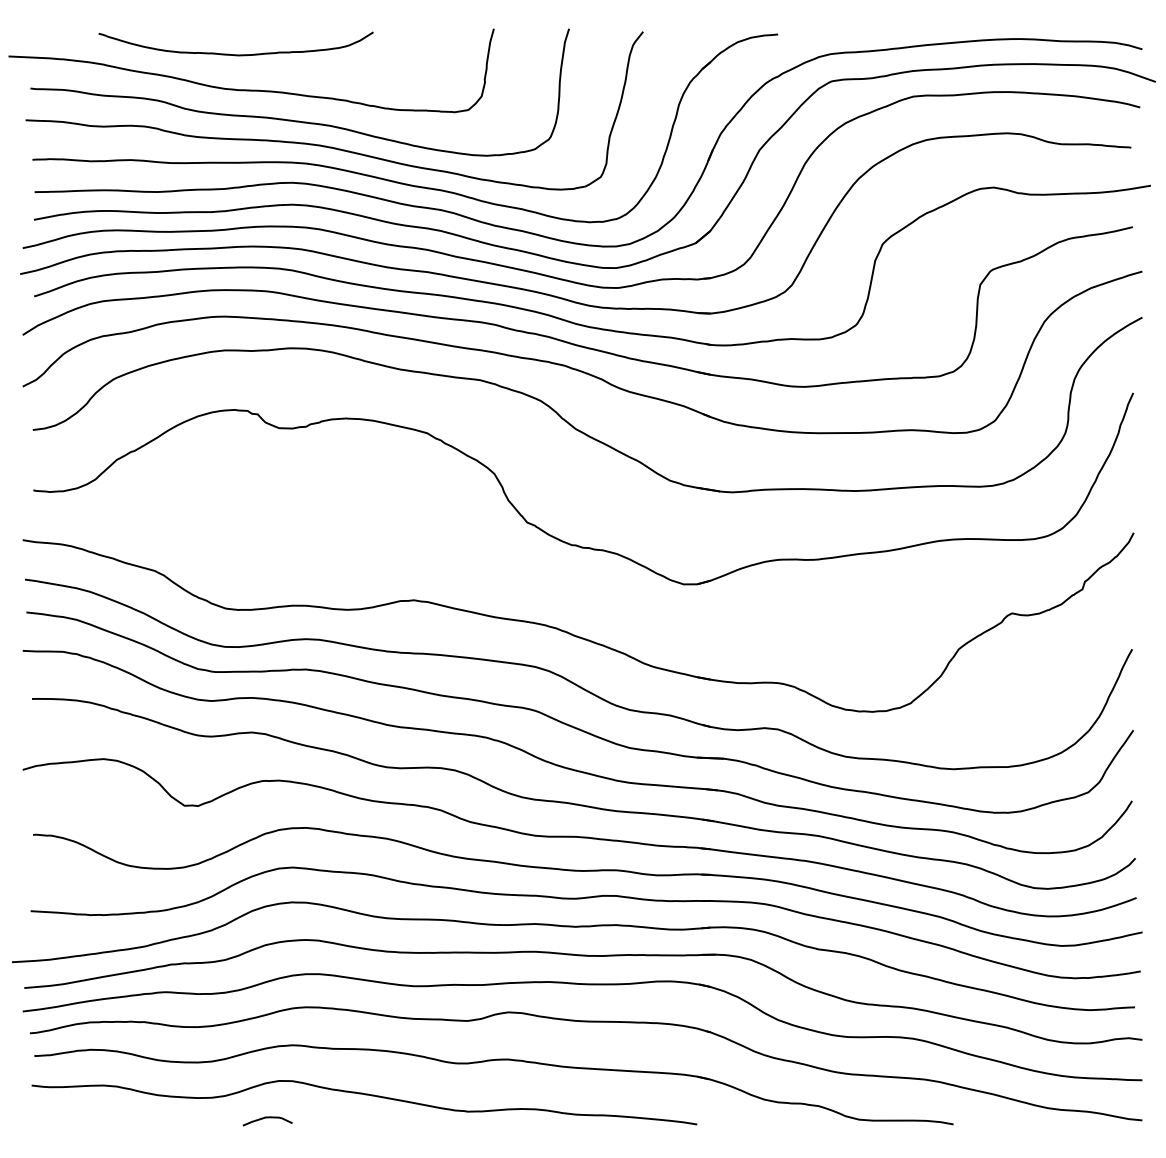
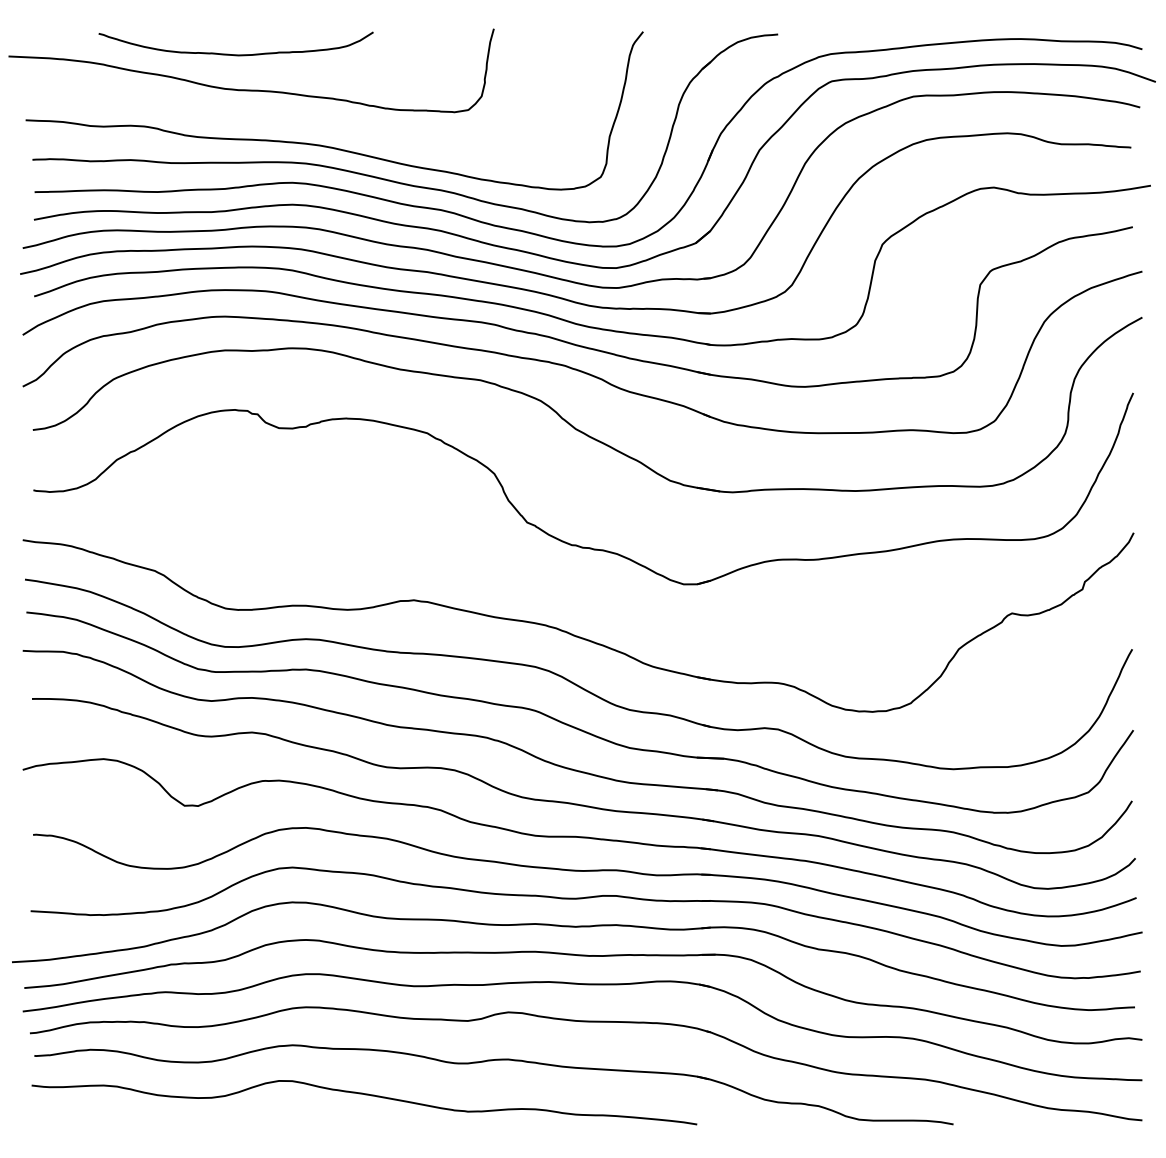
curve: present -> none (299, 120)
curve: present -> none (267, 1118)
